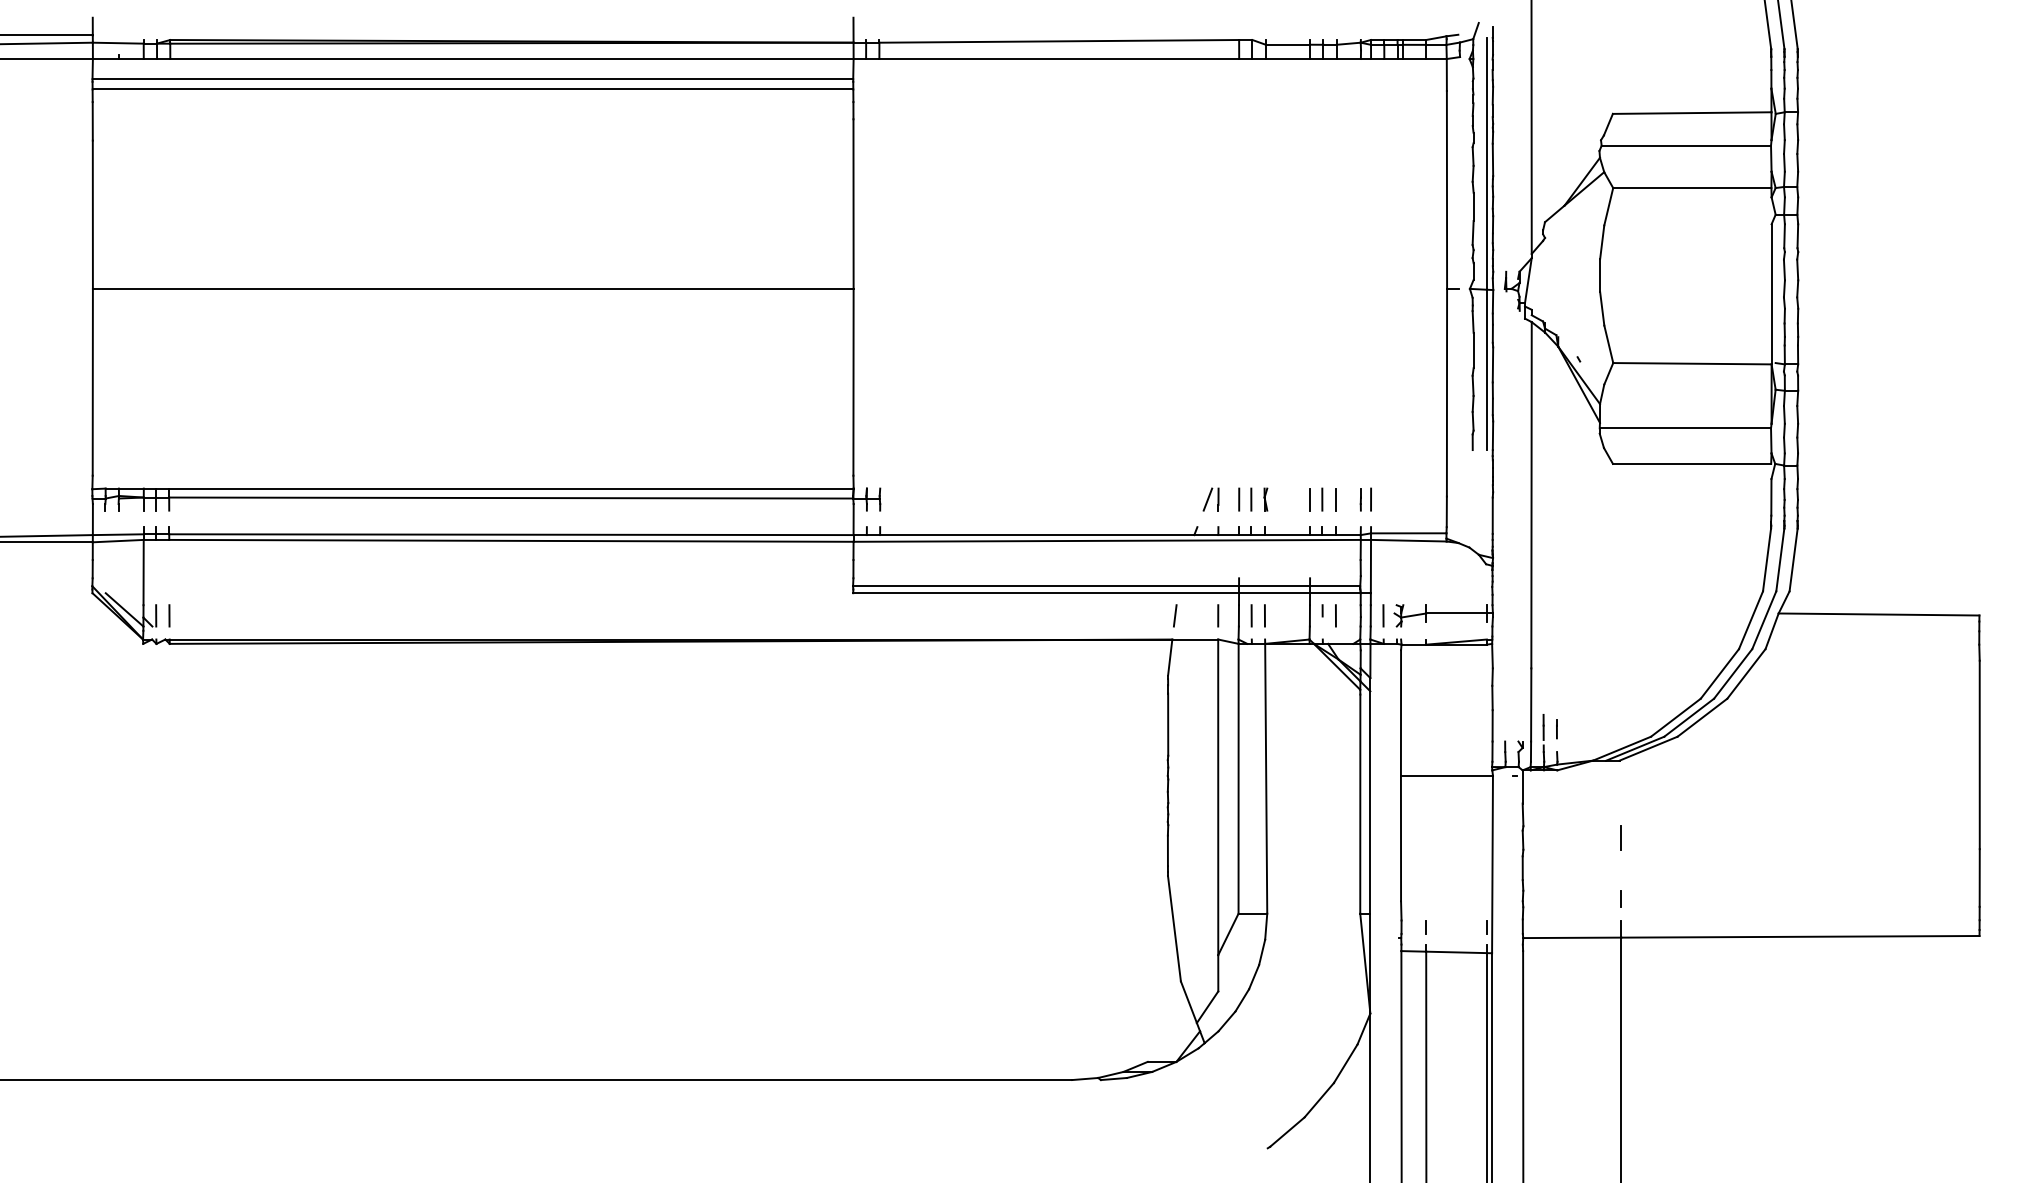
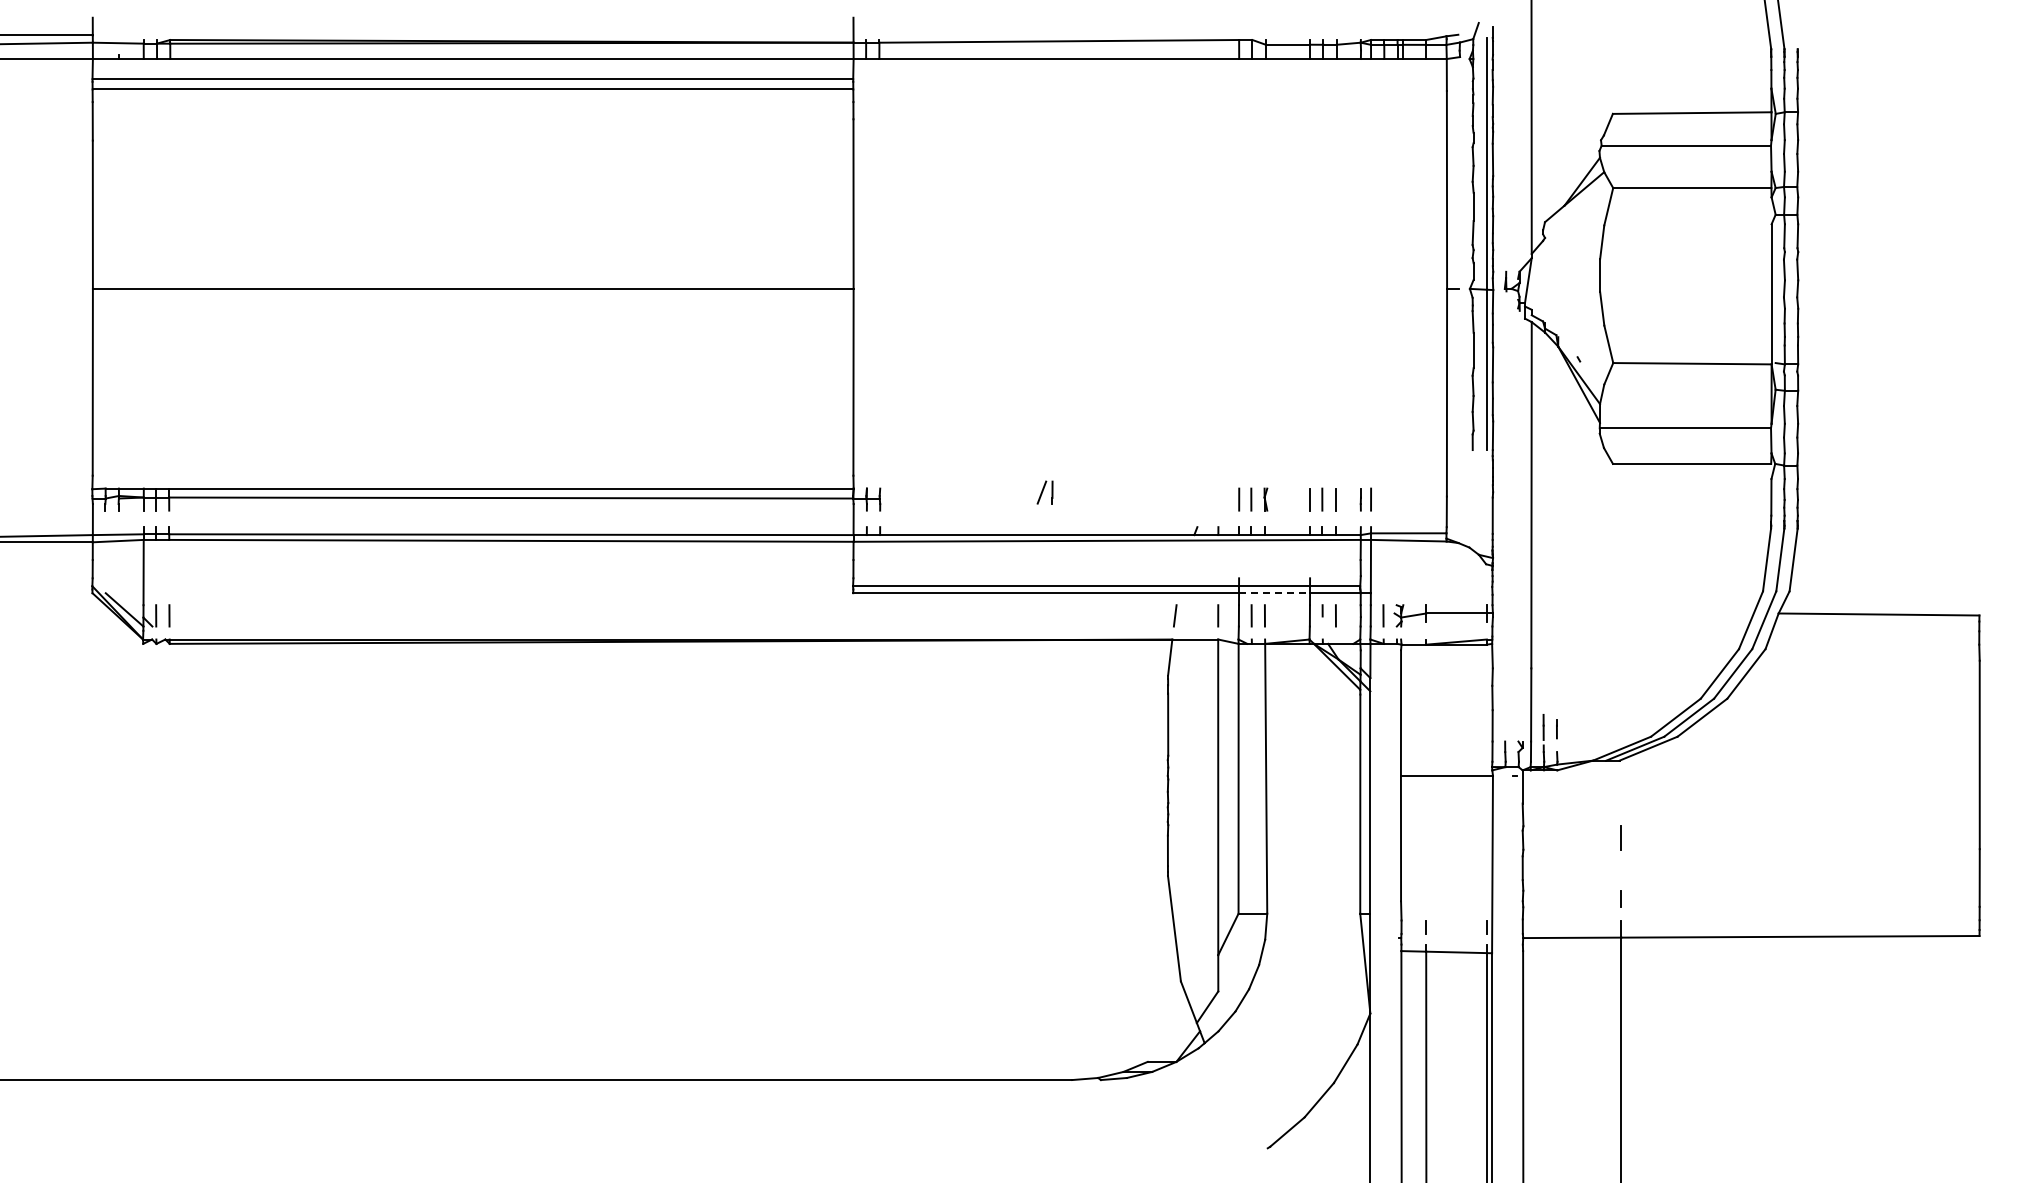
line: present -> none (1794, 25)
part position: (1210, 499) -> (1044, 492) (1044, 492)
line: solid -> dashed (1275, 593)
